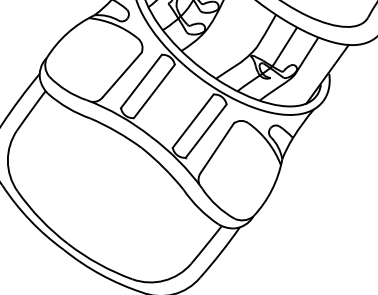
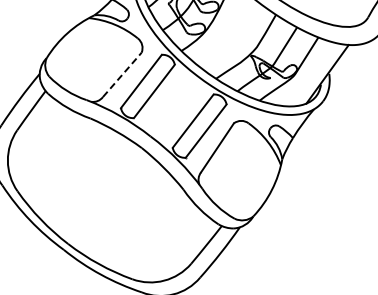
line: solid -> dashed (122, 74)
